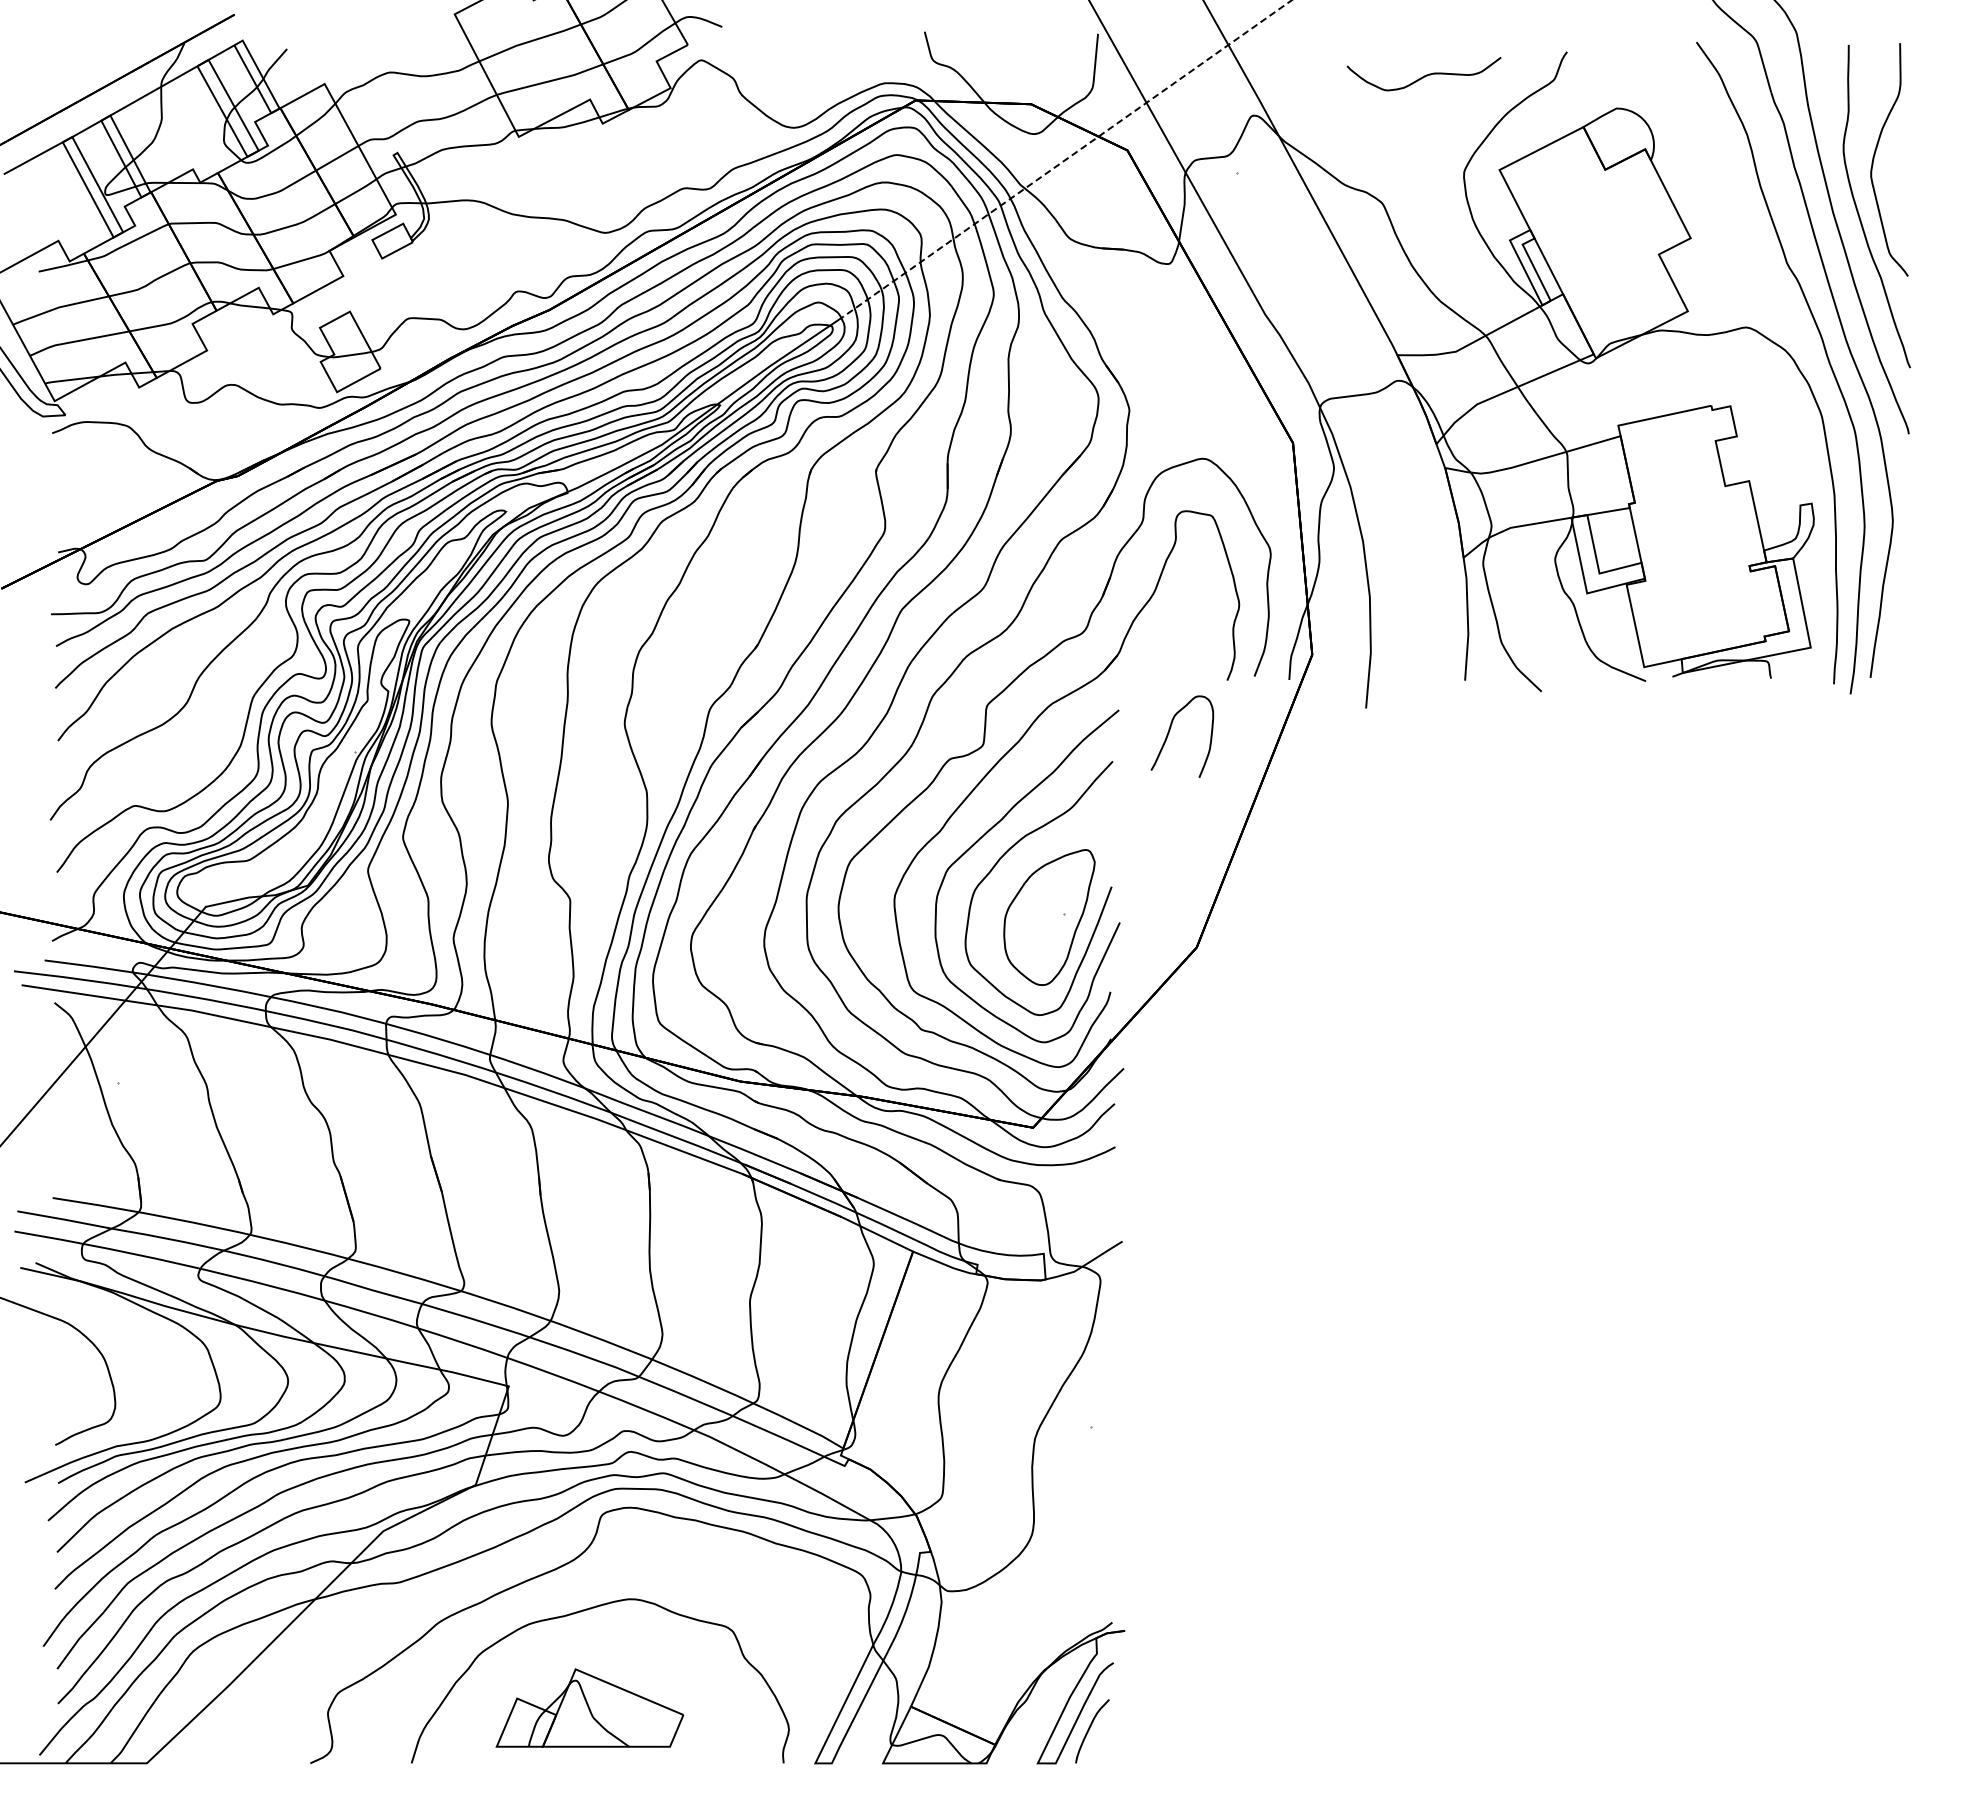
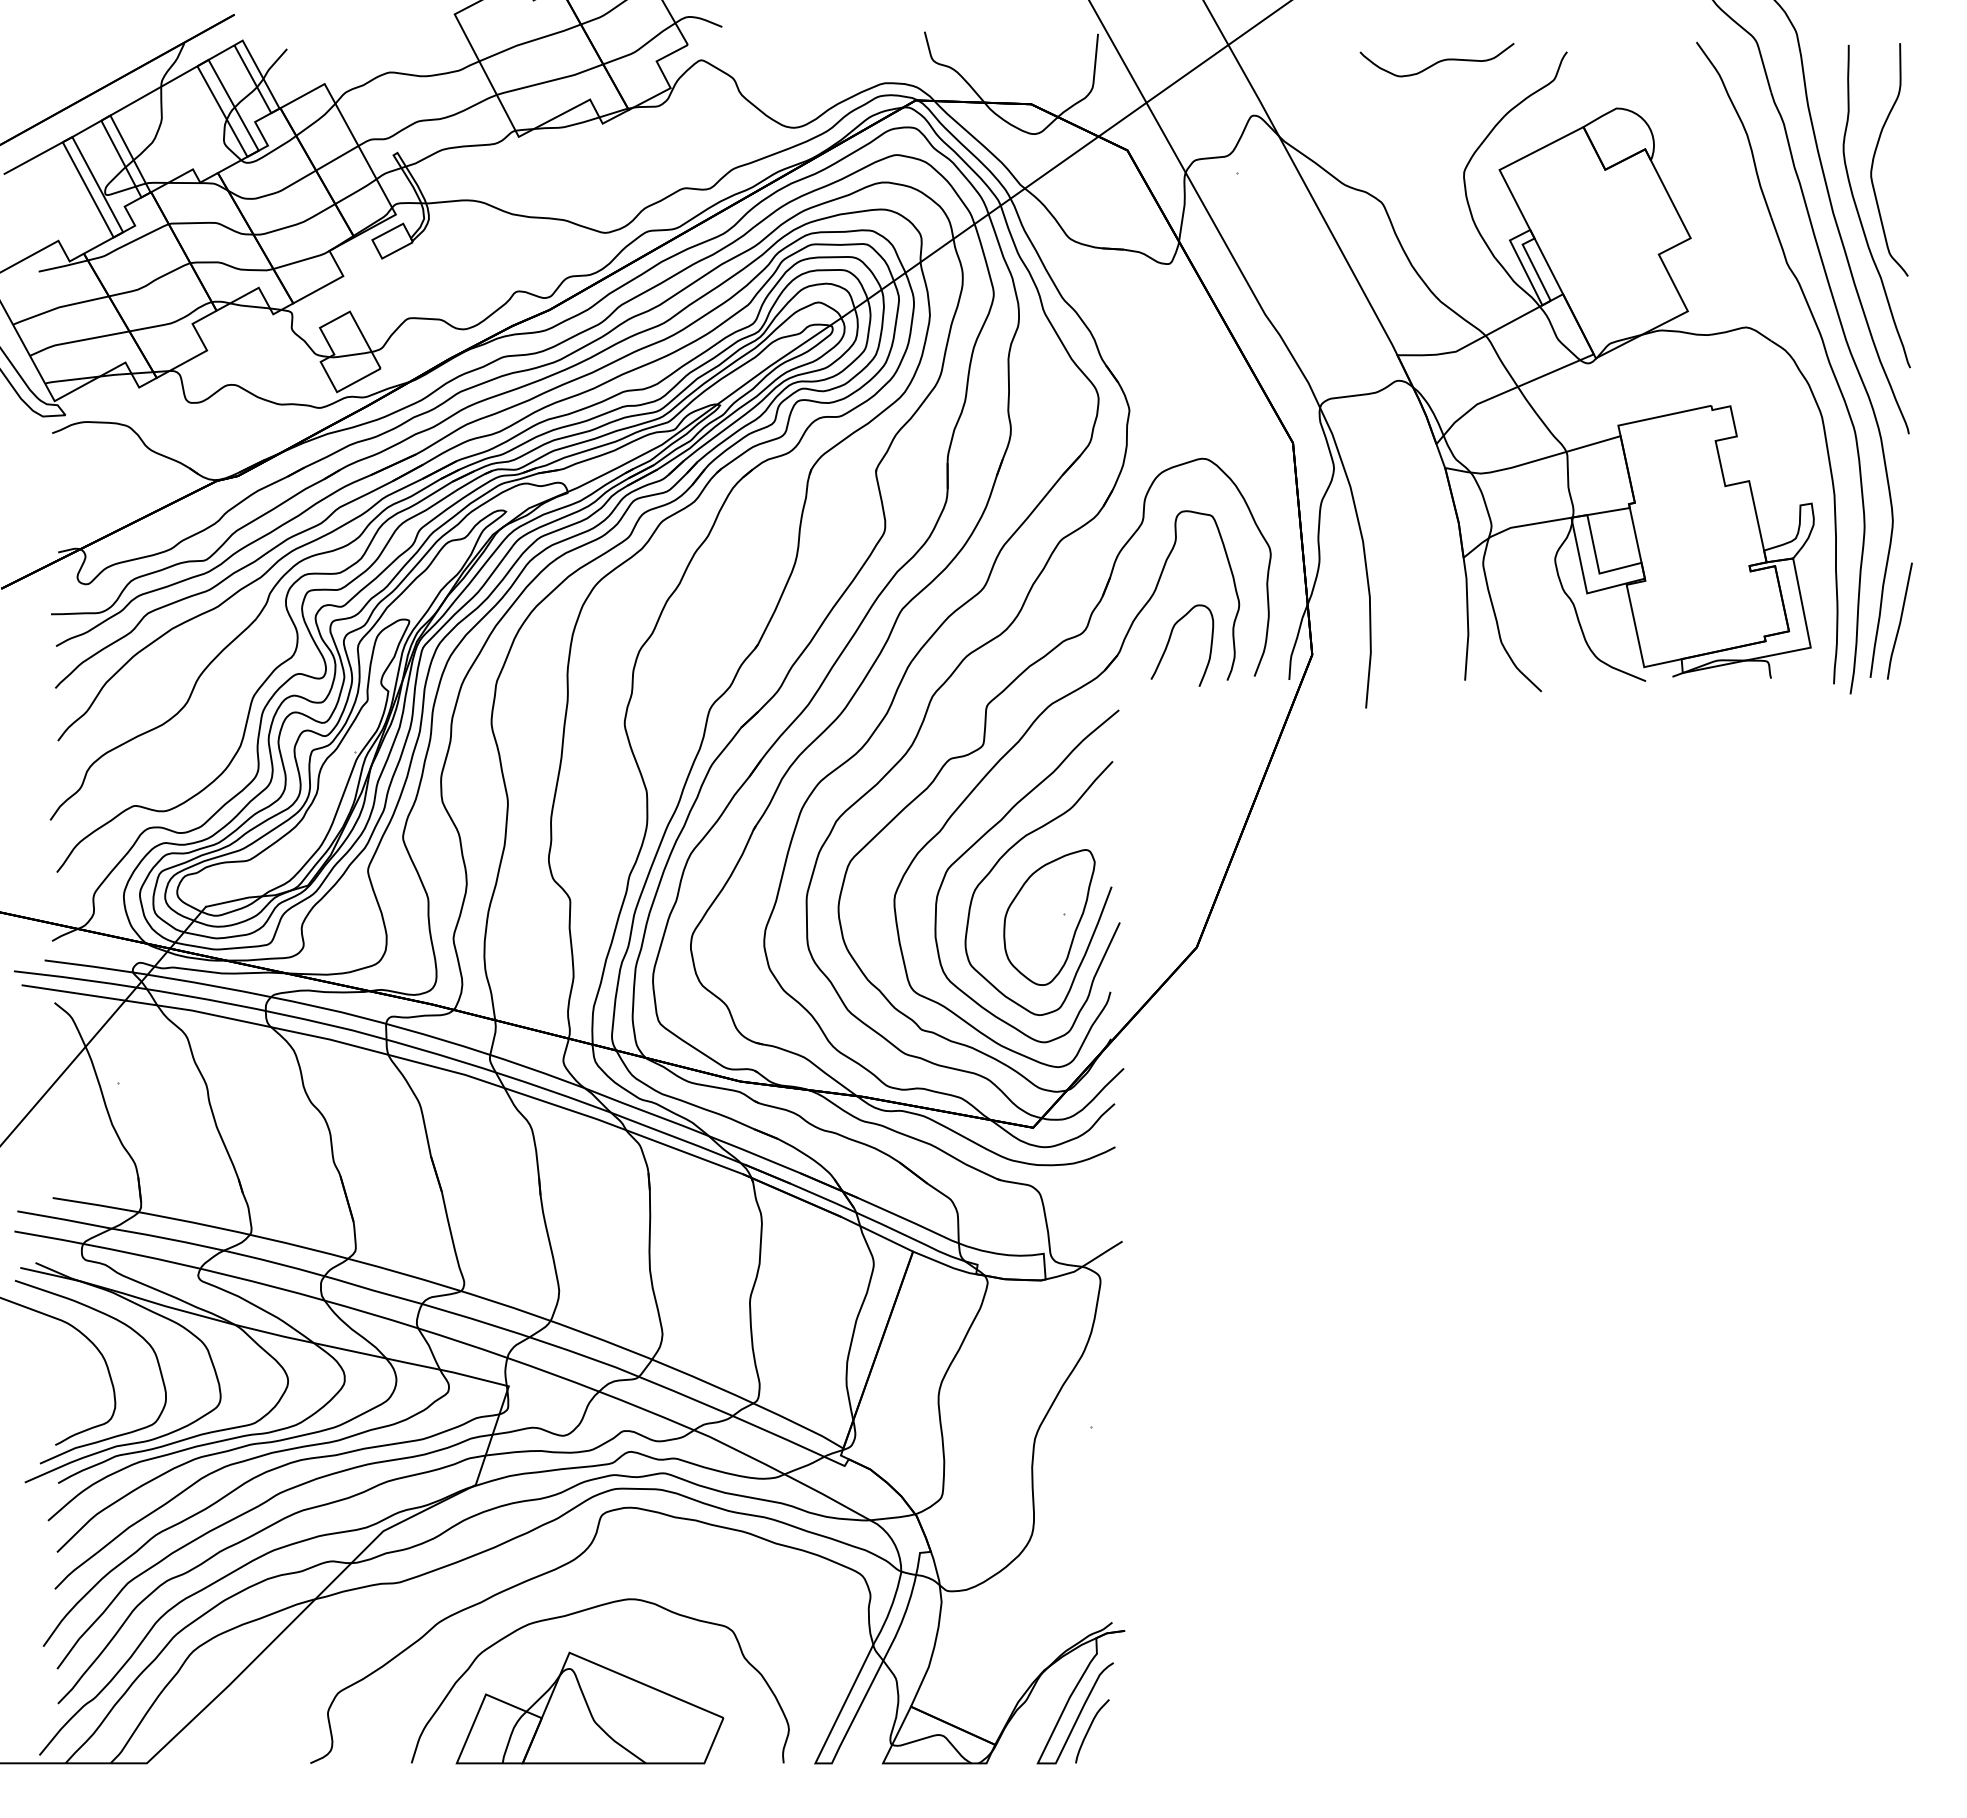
curve position: (1424, 75) -> (1437, 61) (1437, 61)
line: dashed -> solid (1067, 158)
line: none -> present (1899, 620)
curve position: (1169, 733) -> (1169, 642) (1169, 642)
curve: none -> present (117, 1321)
part size: 190x80 px -> 270x114 px (589, 1707)
